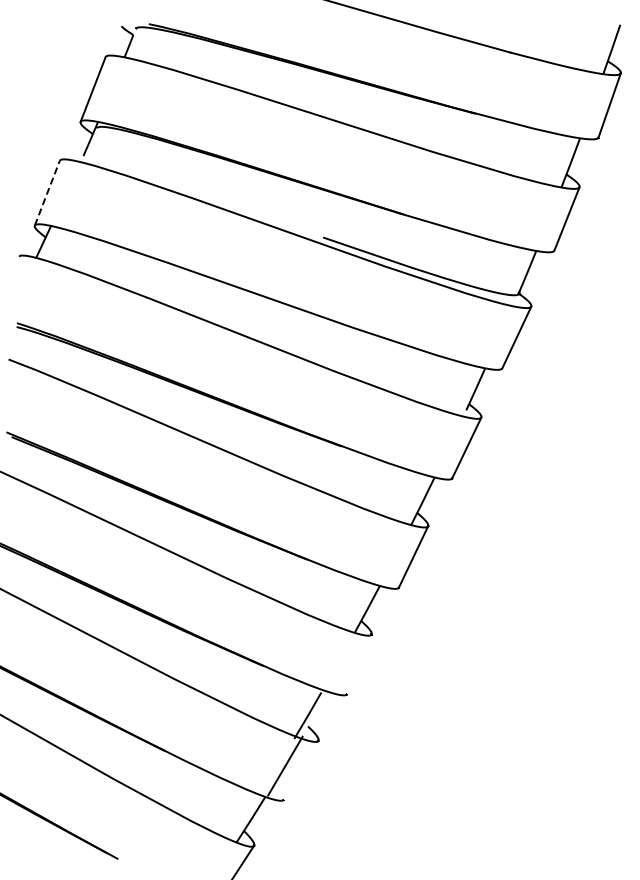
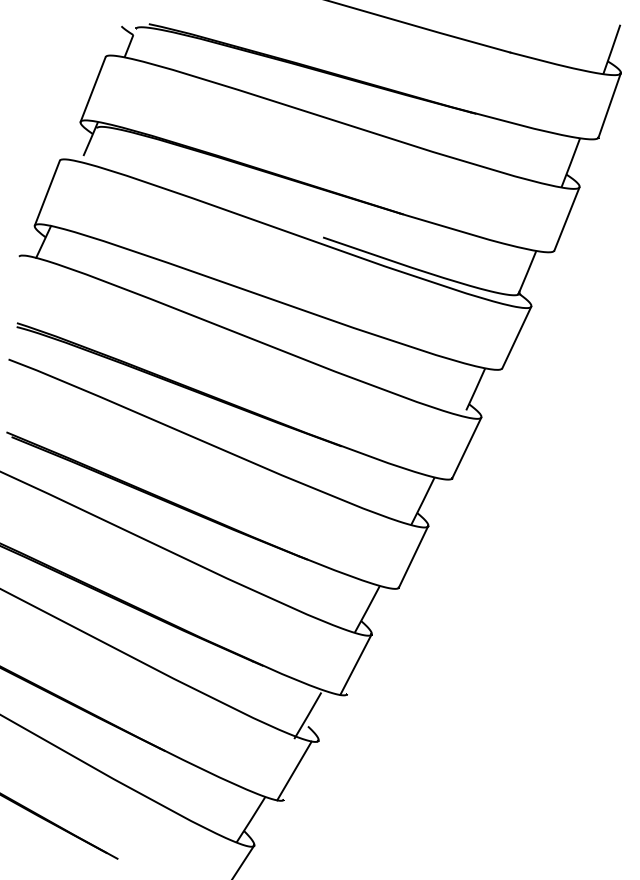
line: dashed -> solid (47, 193)
line: none -> present (355, 664)
line position: (285, 765) -> (294, 770) (294, 770)
